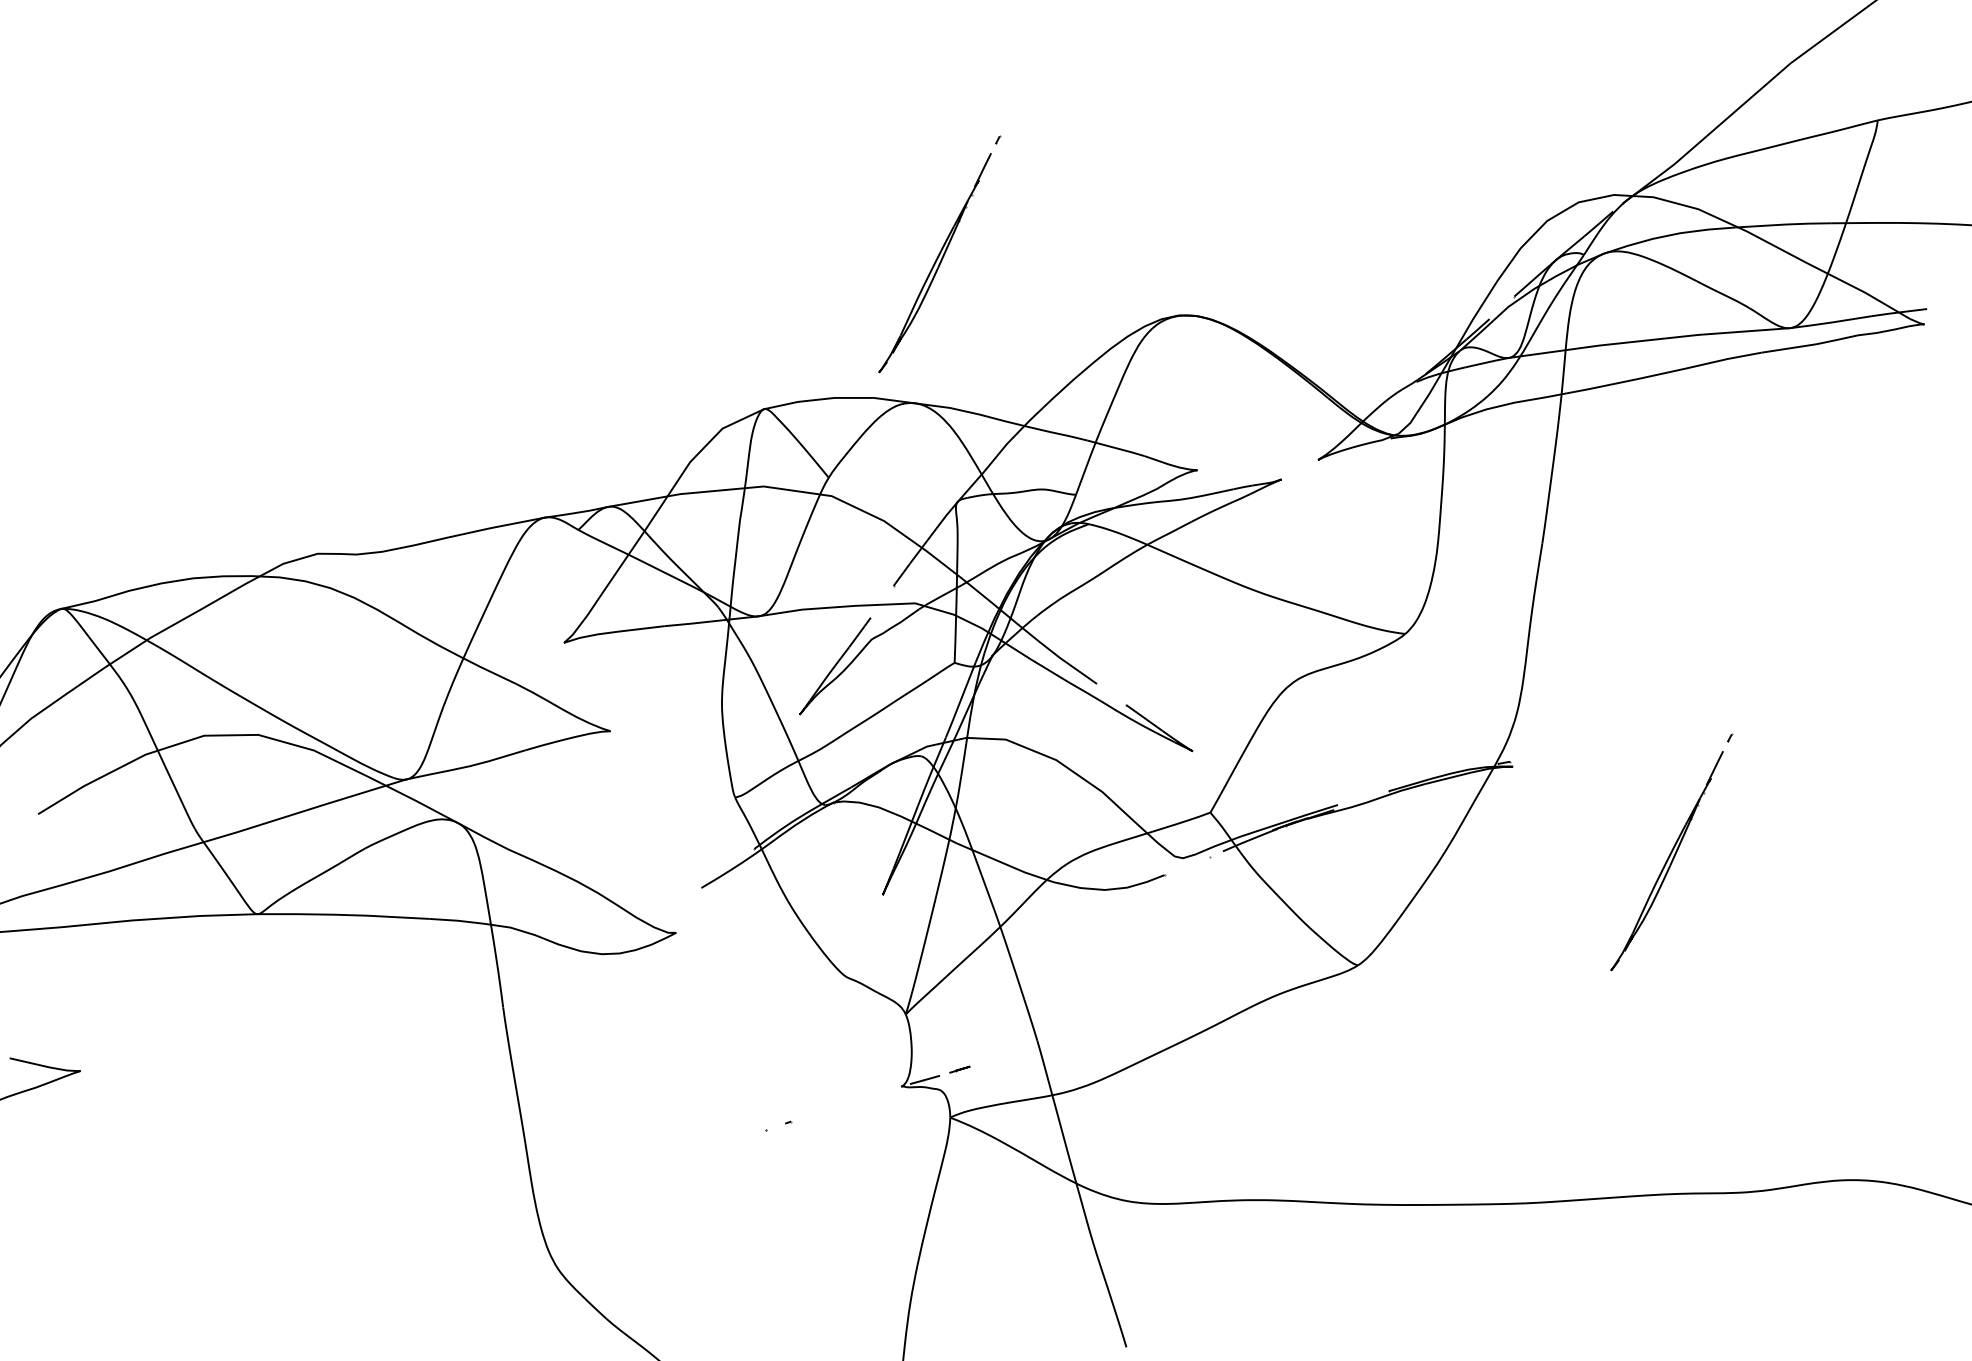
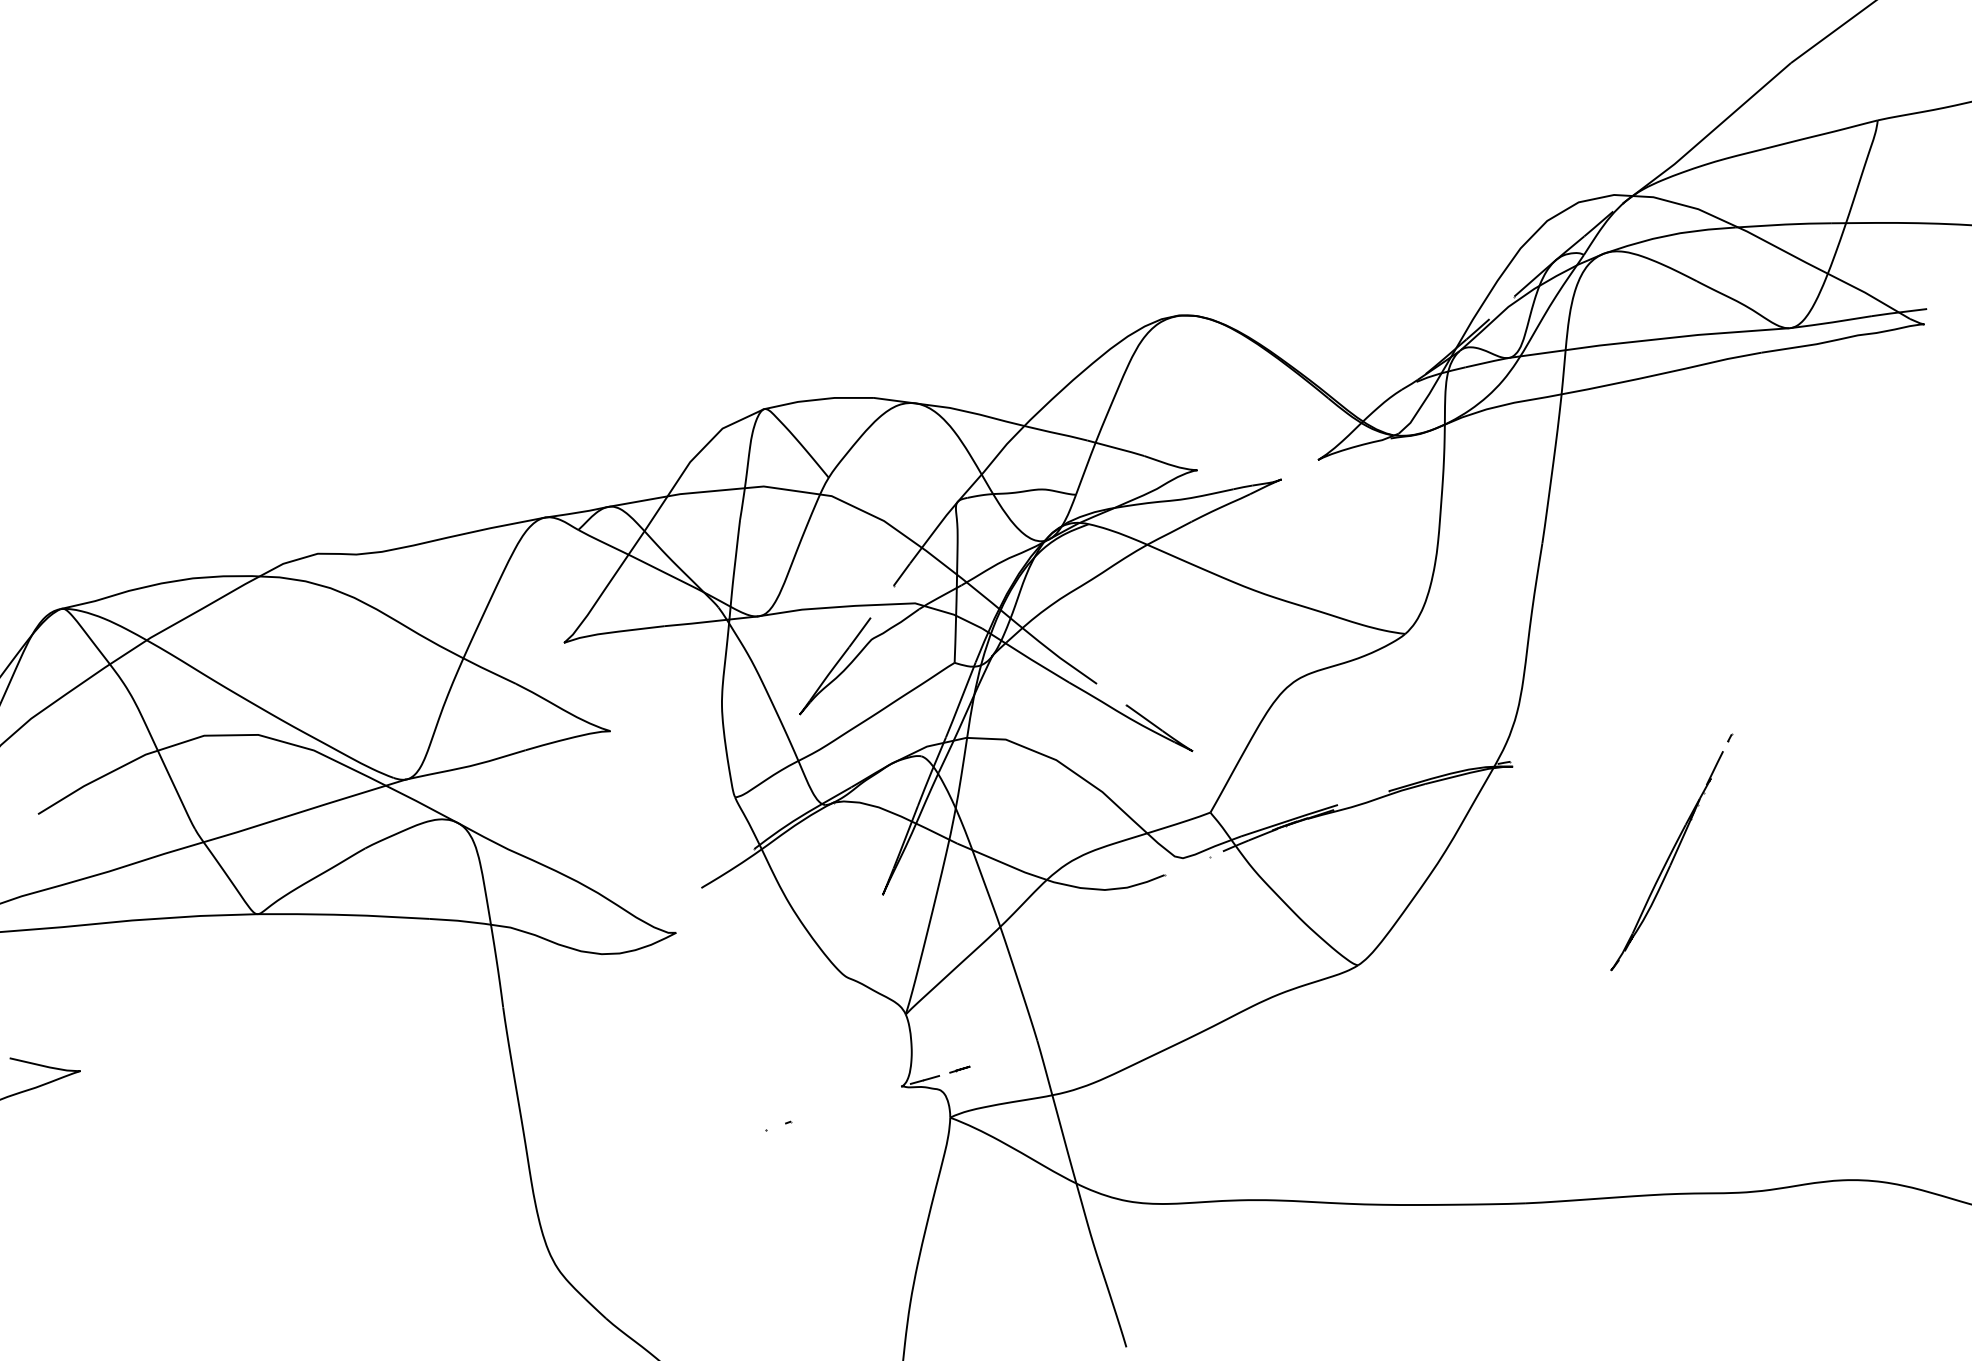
part: present -> none (939, 254)
